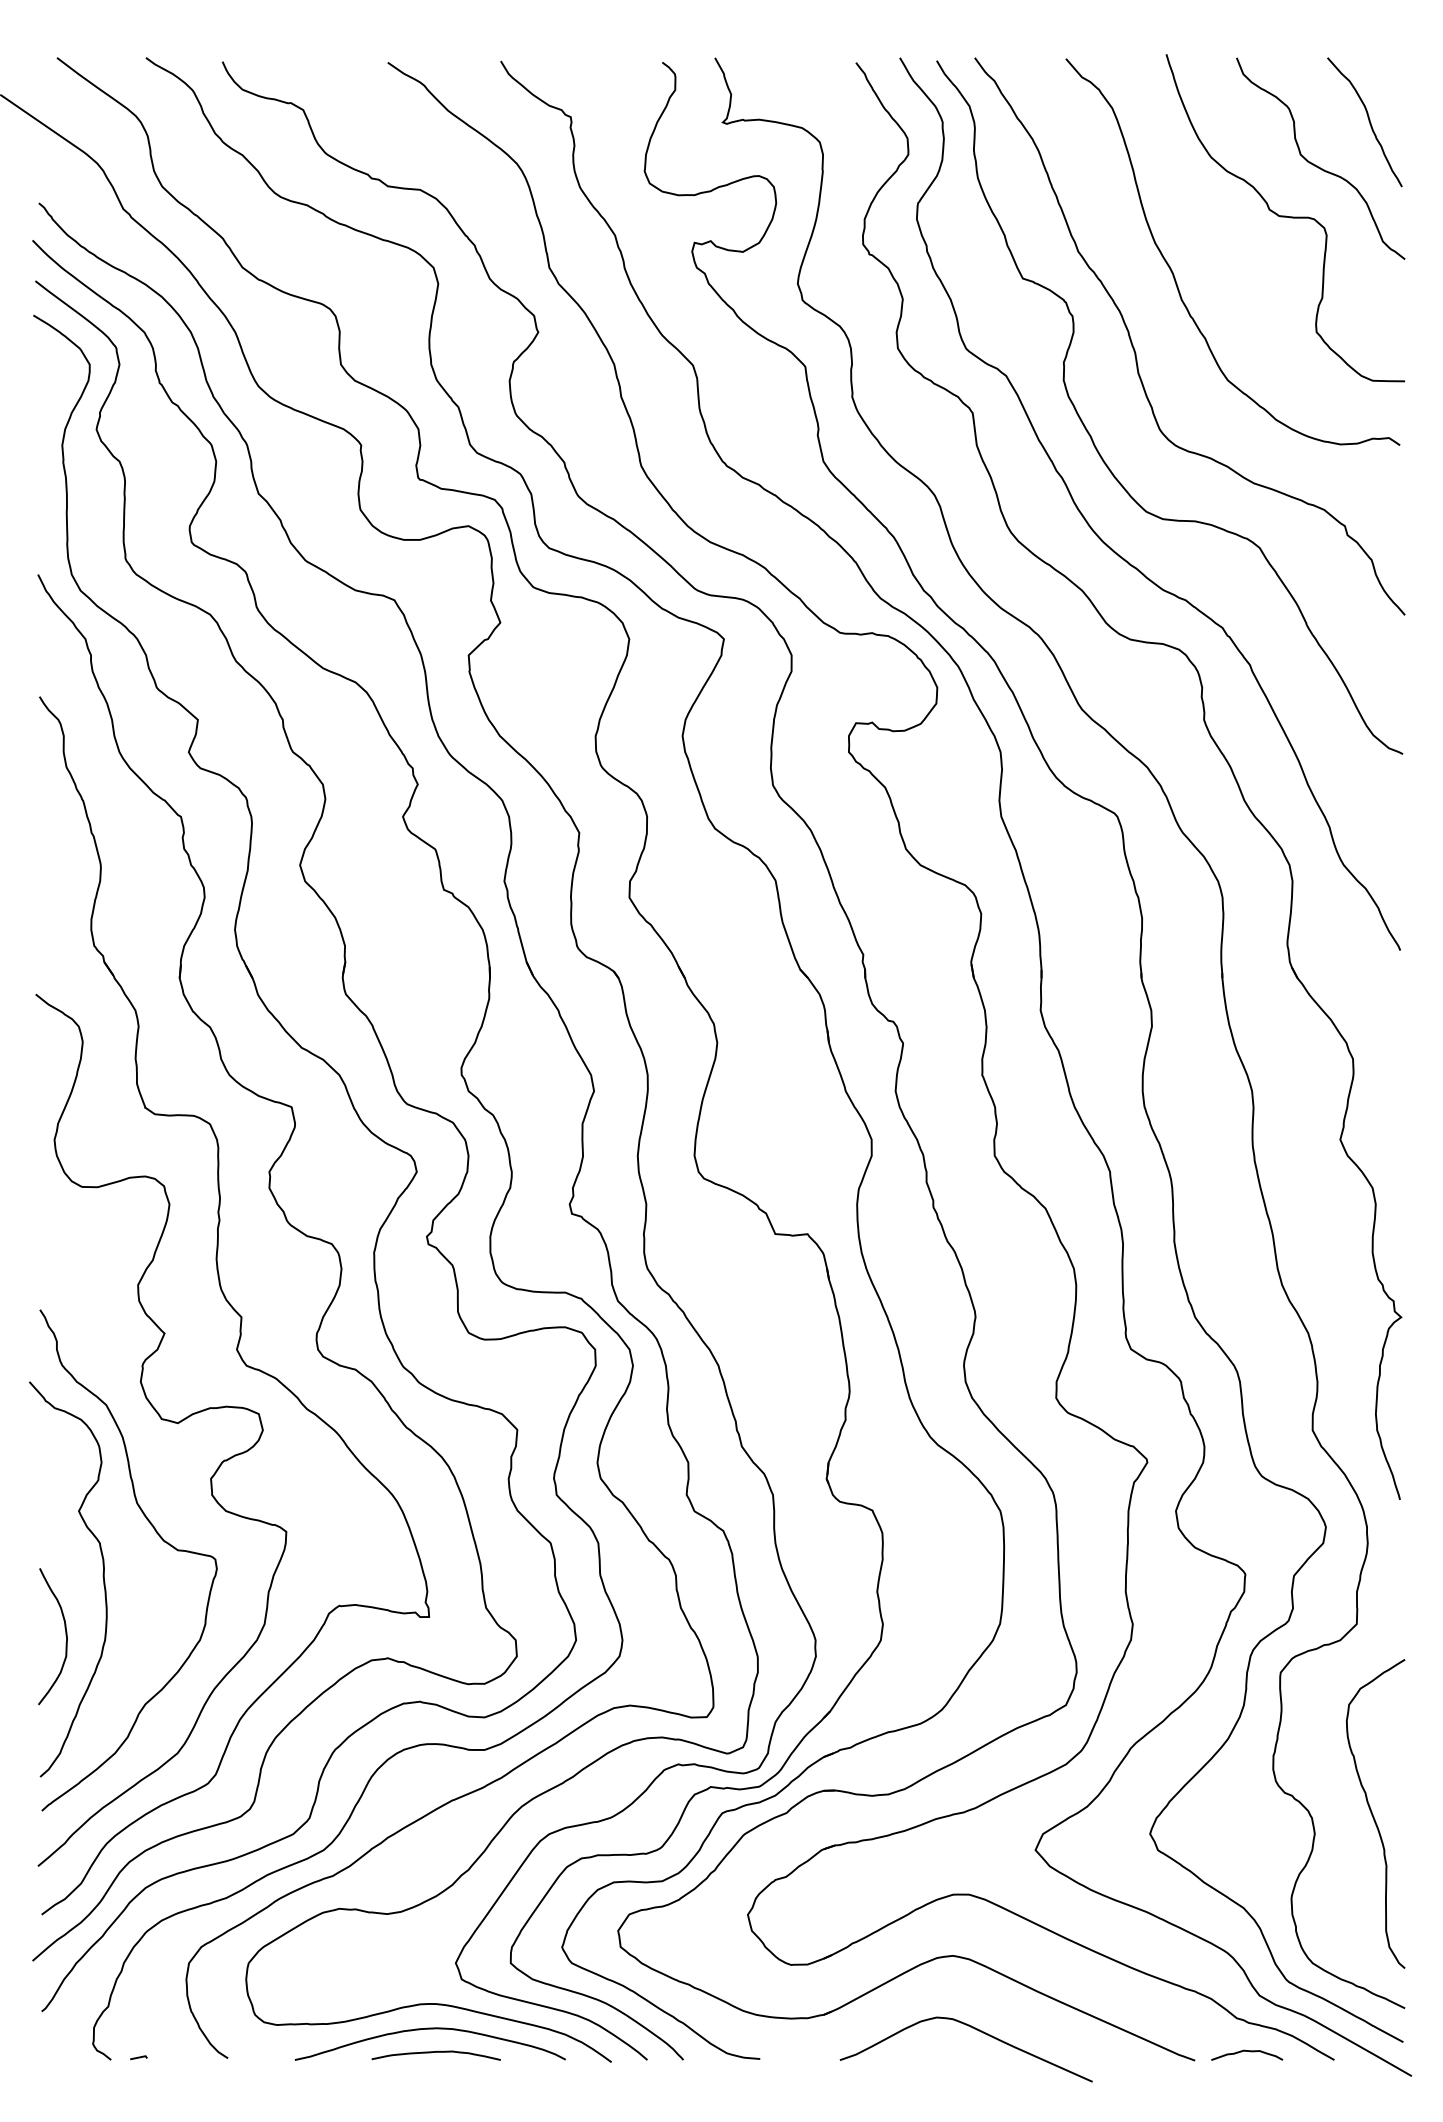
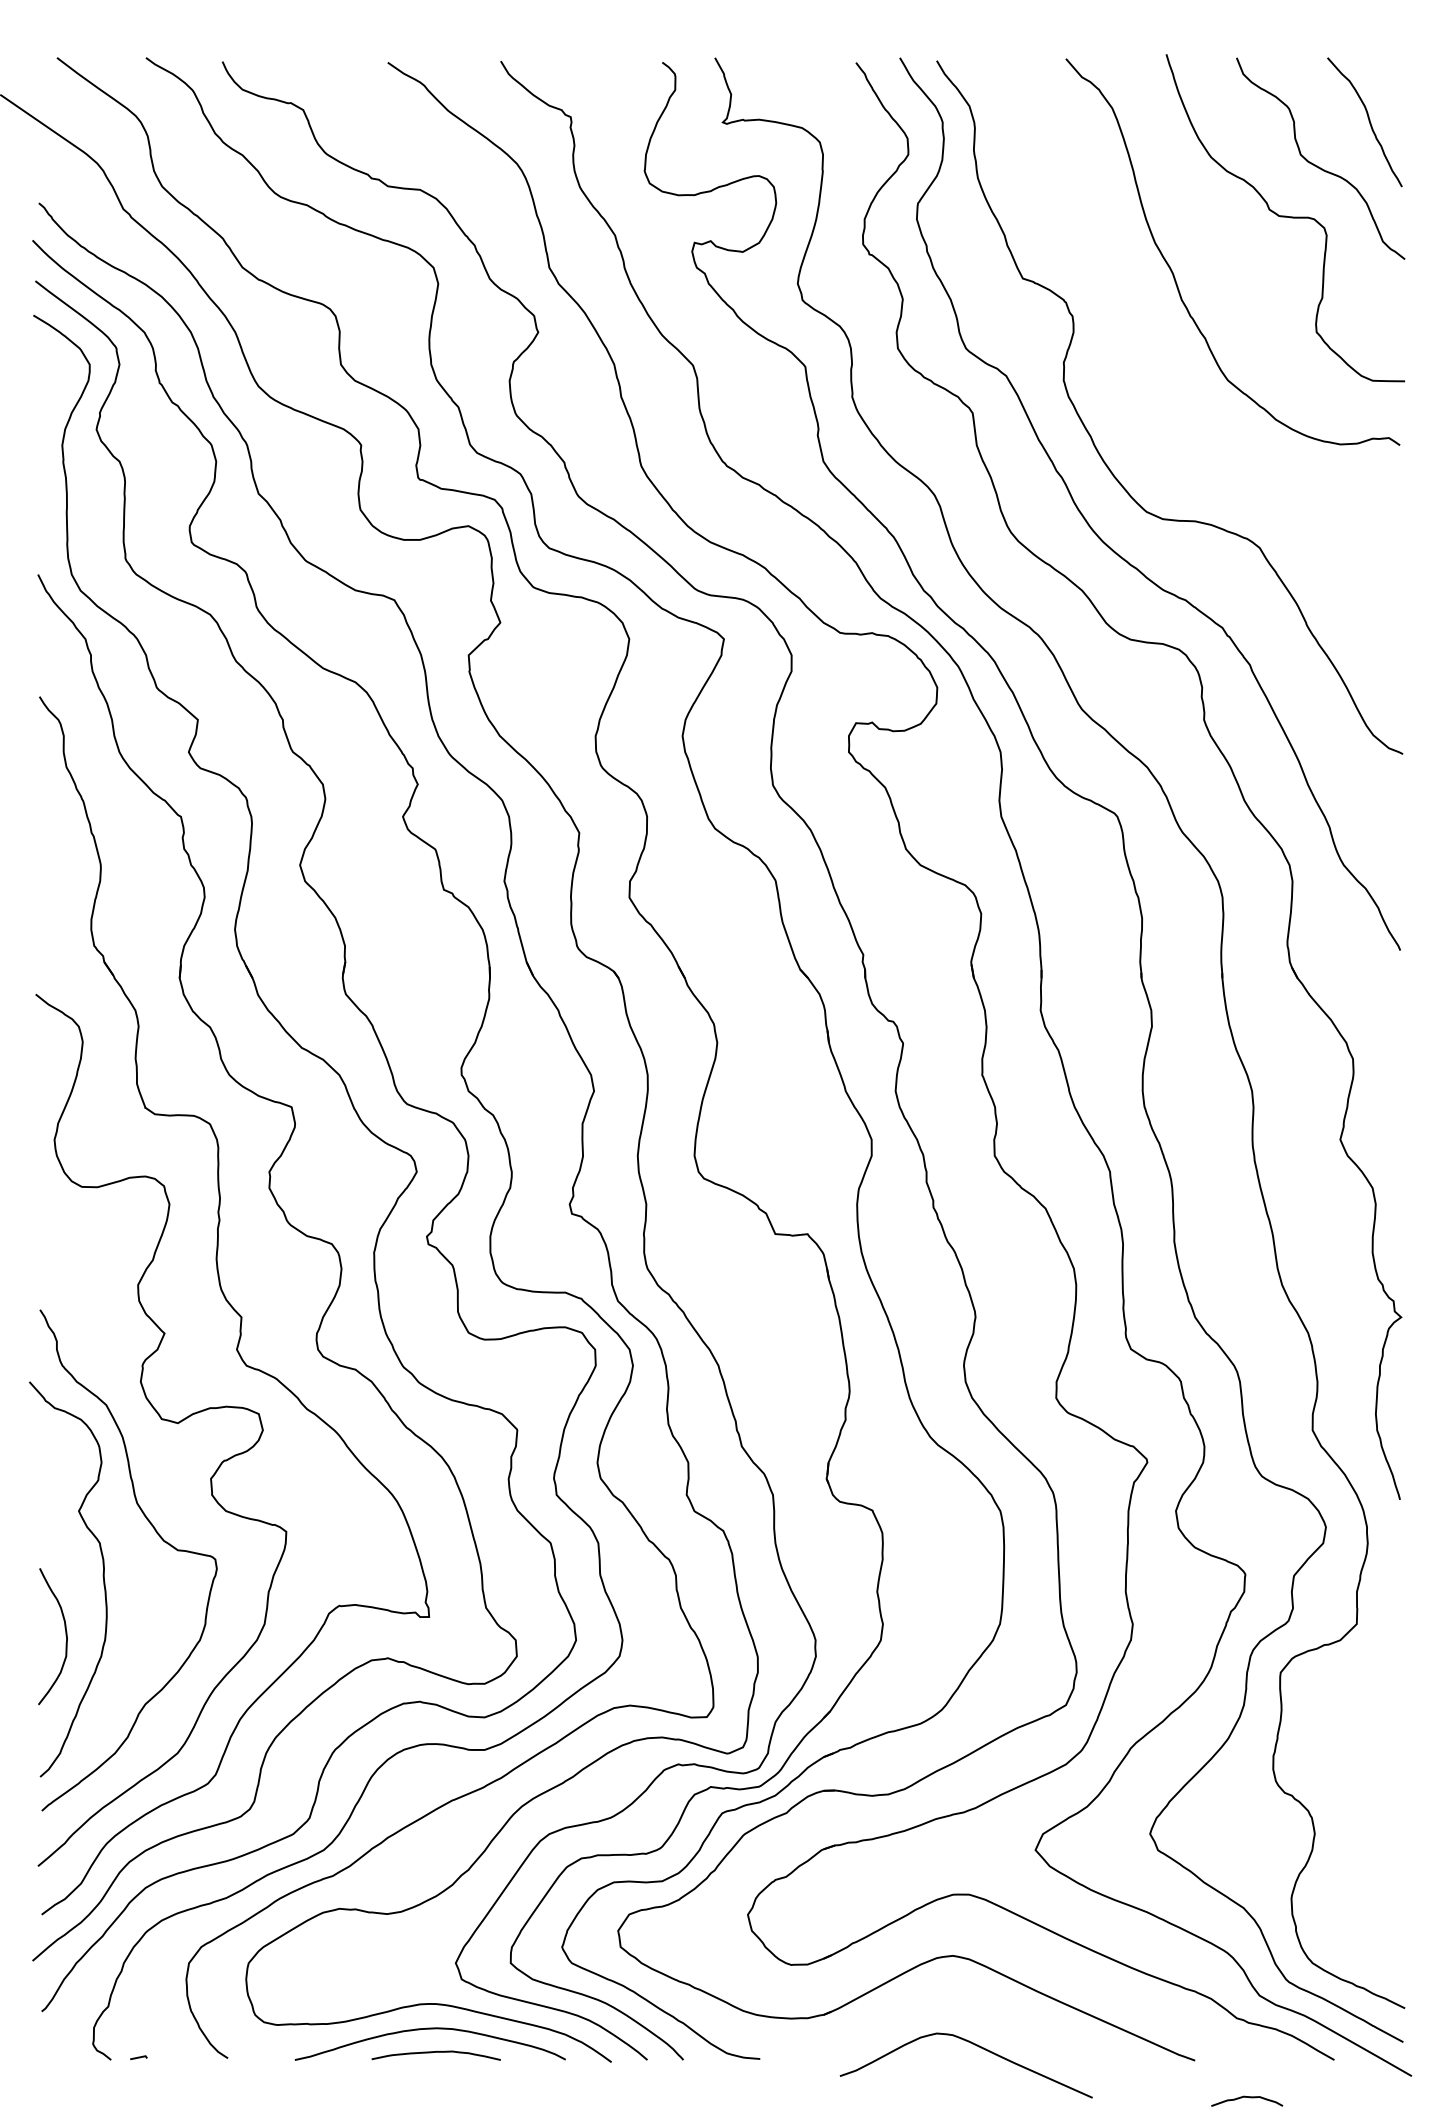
curve: present -> none (1136, 353)
curve: present -> none (1373, 1814)
curve position: (974, 2029) -> (974, 2045) (974, 2045)
curve position: (1247, 2051) -> (1247, 2097) (1247, 2097)
